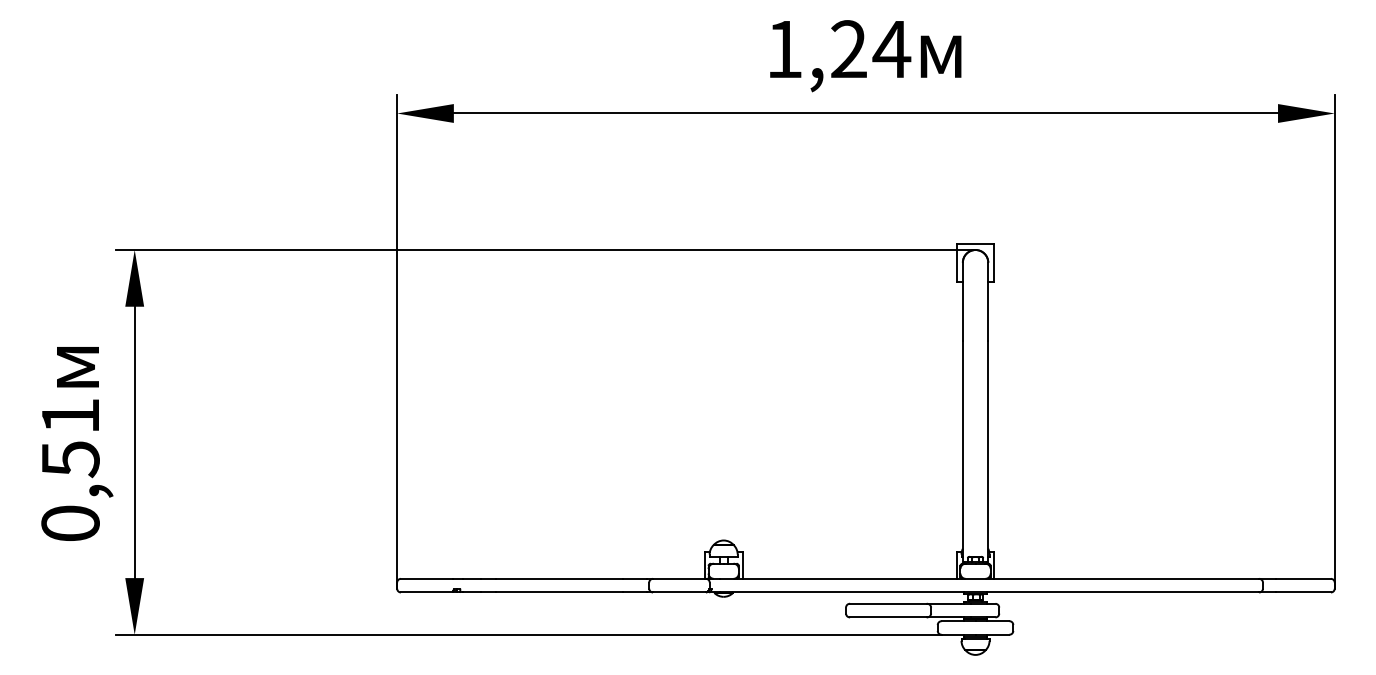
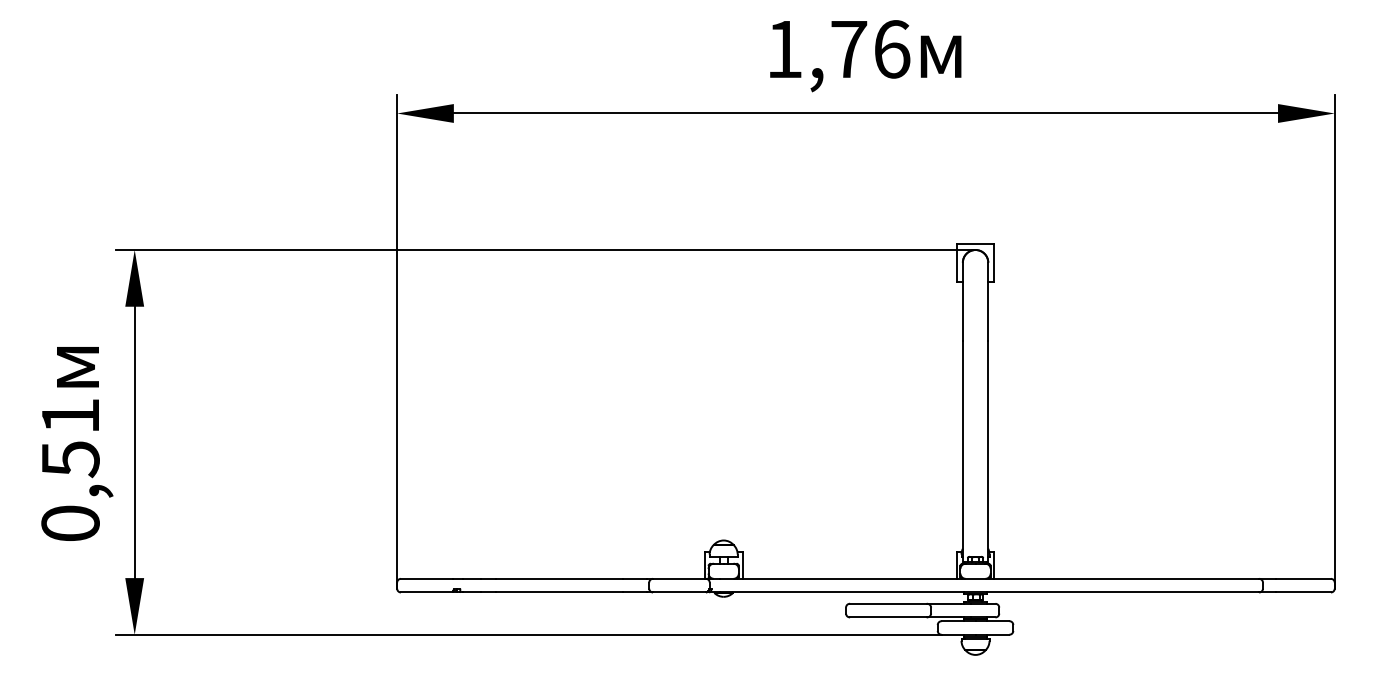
text: 1,24 -> 1,76 (871, 49)
